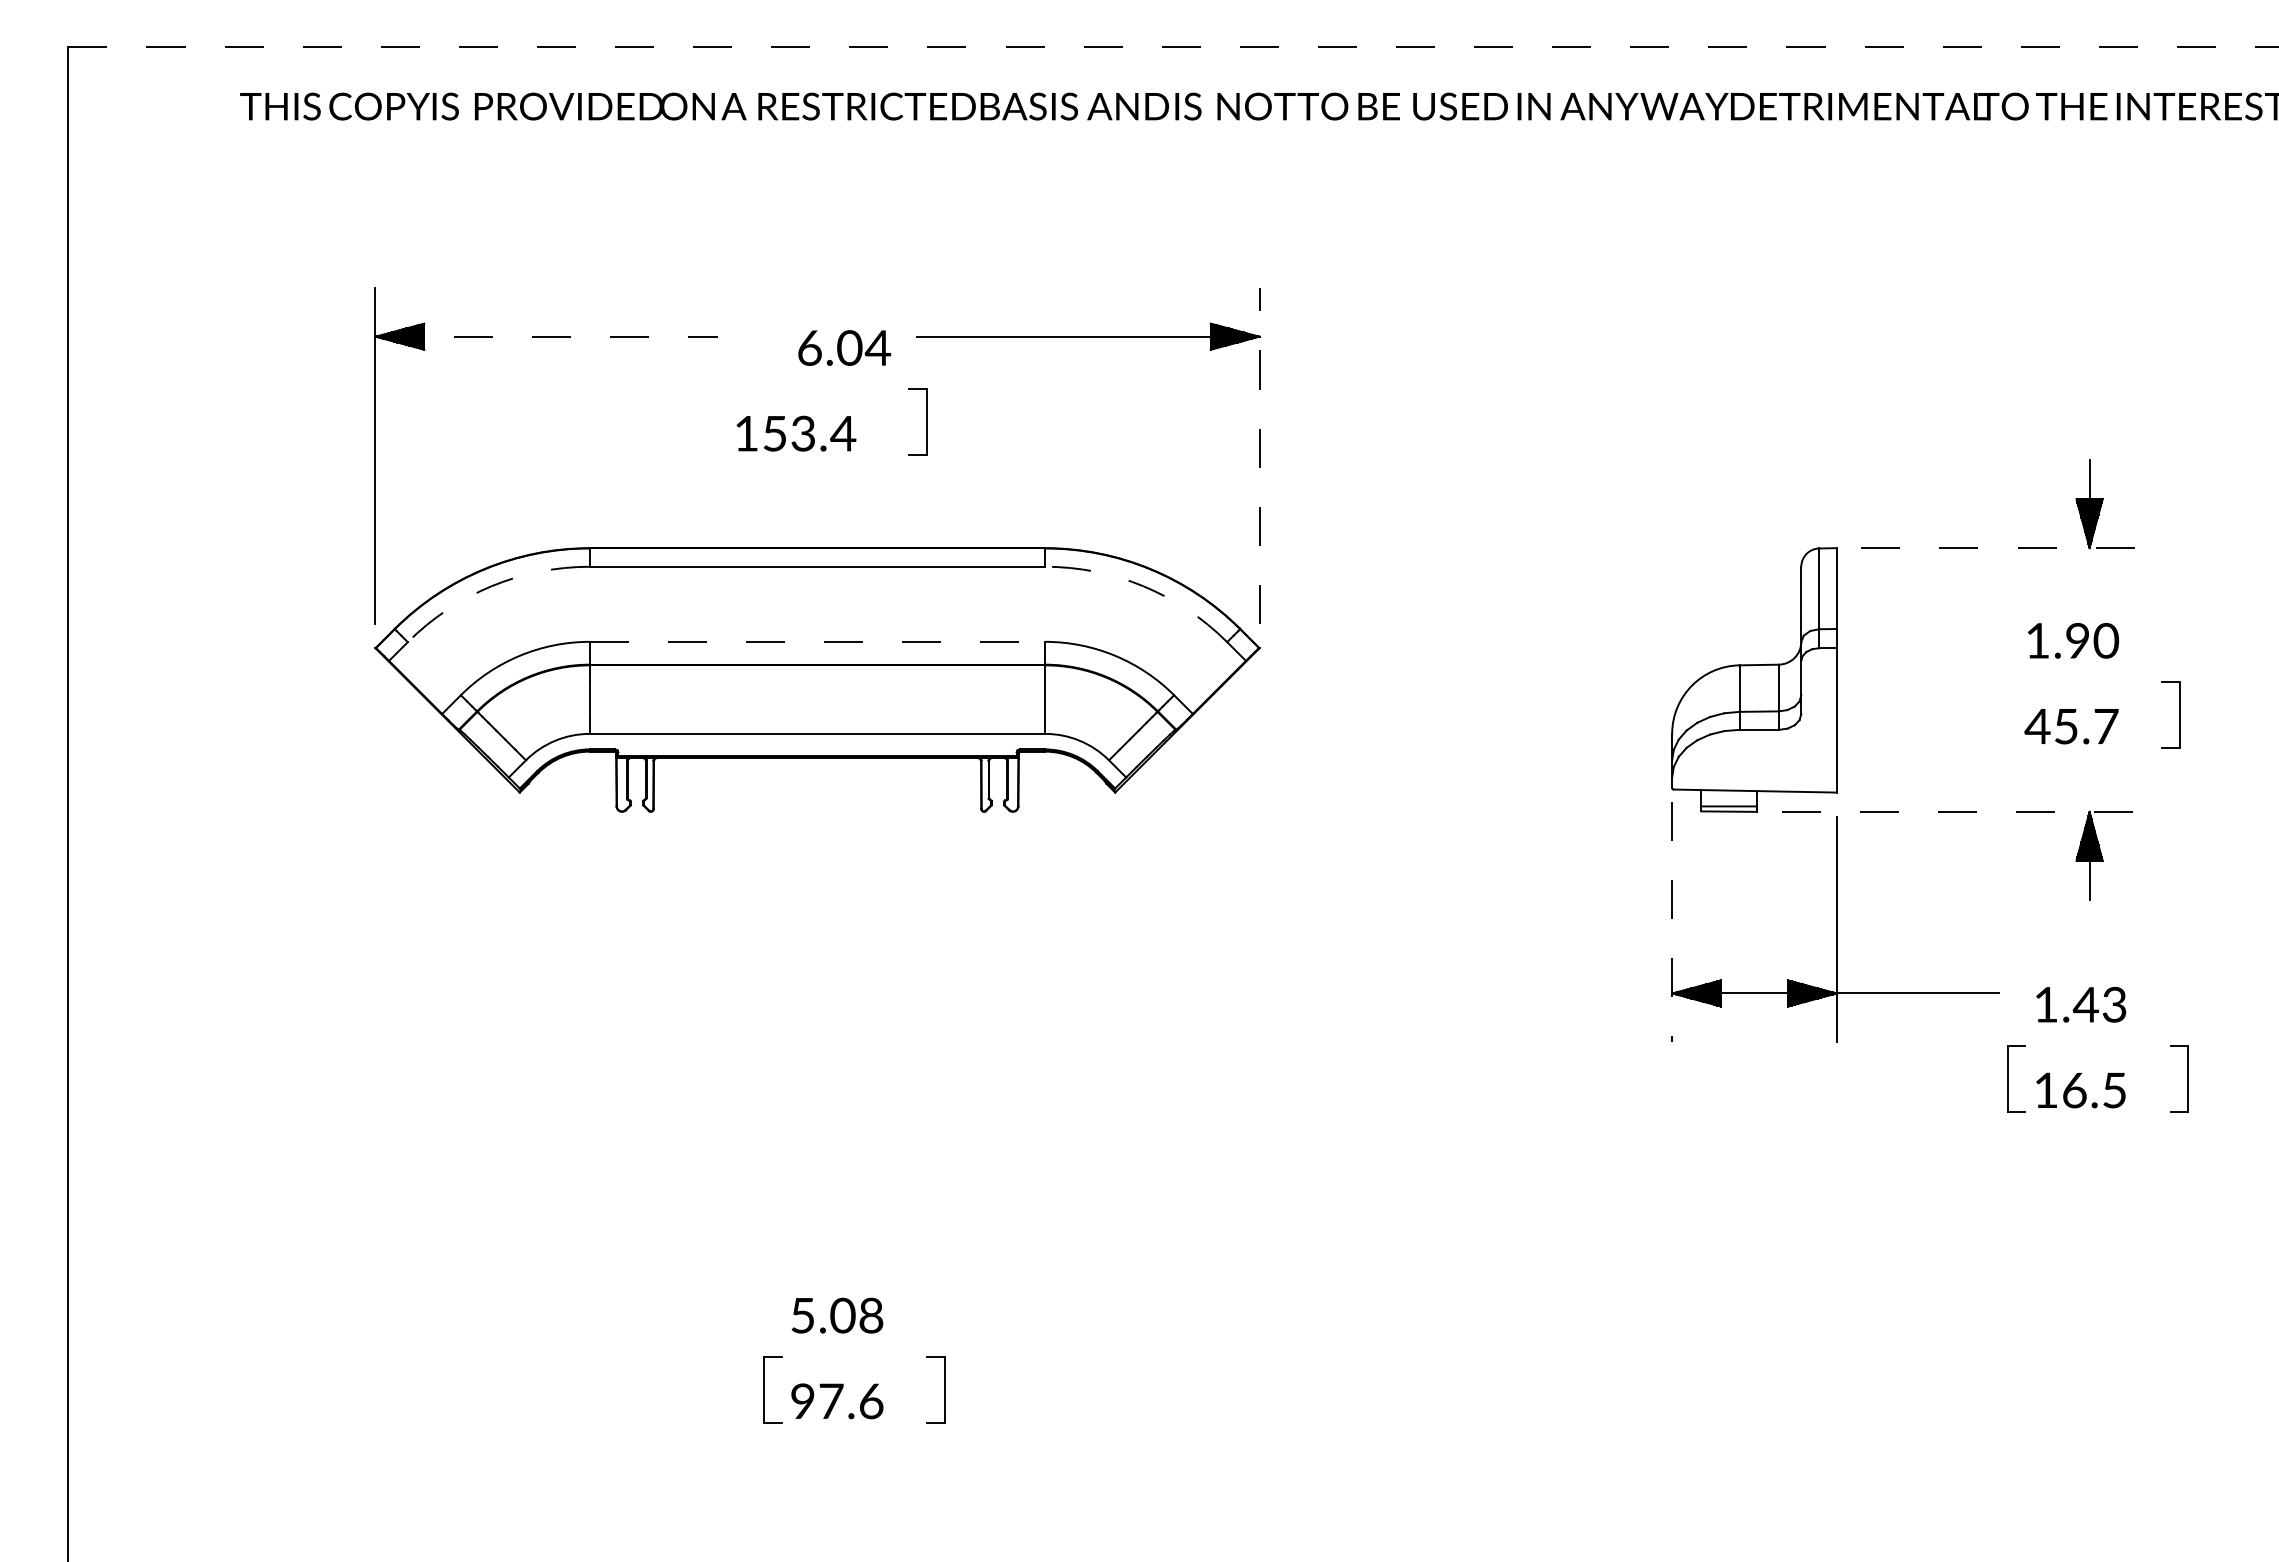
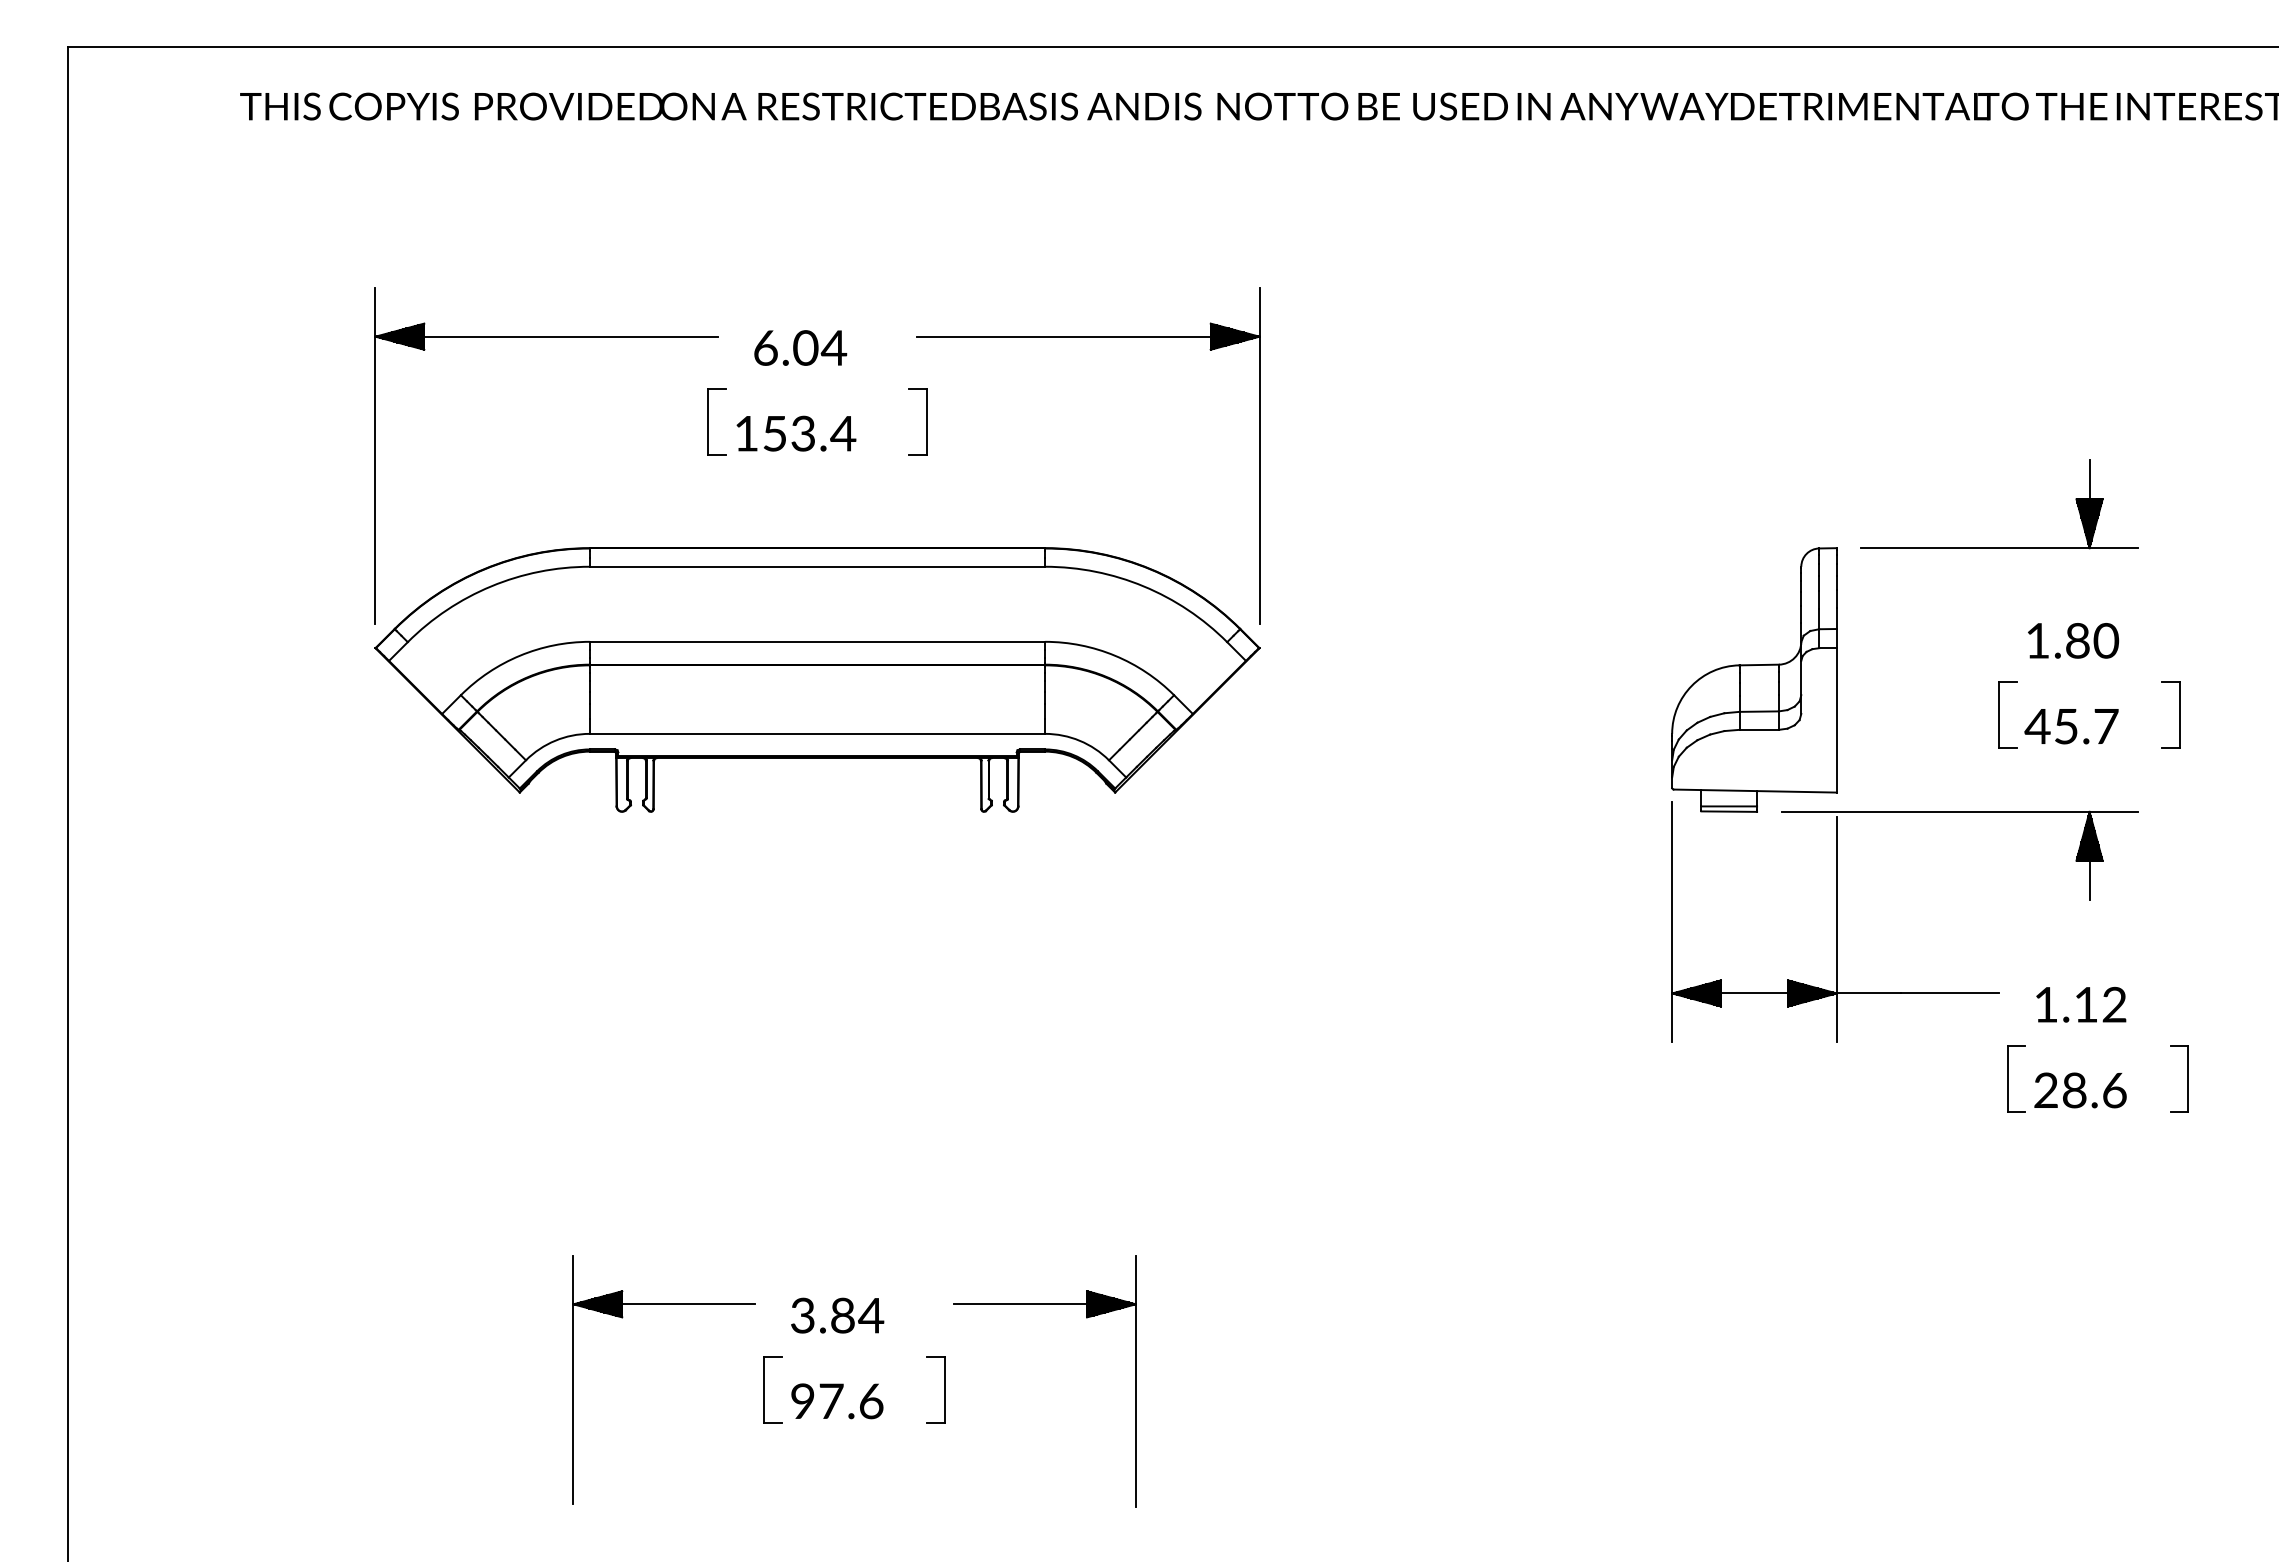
line: dashed -> solid (1173, 47)
line: dashed -> solid (547, 336)
text position: (844, 347) -> (800, 347) (800, 347)
part: none -> present (708, 421)
line: dashed -> solid (1259, 455)
line: dashed -> solid (1999, 548)
arc: dashed -> solid (491, 586)
arc: dashed -> solid (1143, 586)
line: dashed -> solid (817, 641)
text: 1.90 -> 1.80 (2077, 641)
part: none -> present (1999, 714)
line: dashed -> solid (1960, 811)
line: dashed -> solid (1672, 922)
text: 1.43 -> 1.12 (2099, 1004)
text: 16.5 -> 28.6 (2080, 1090)
text: 5.08 -> 3.84 (837, 1315)
part: none -> present (622, 1318)
part: none -> present (1086, 1318)
